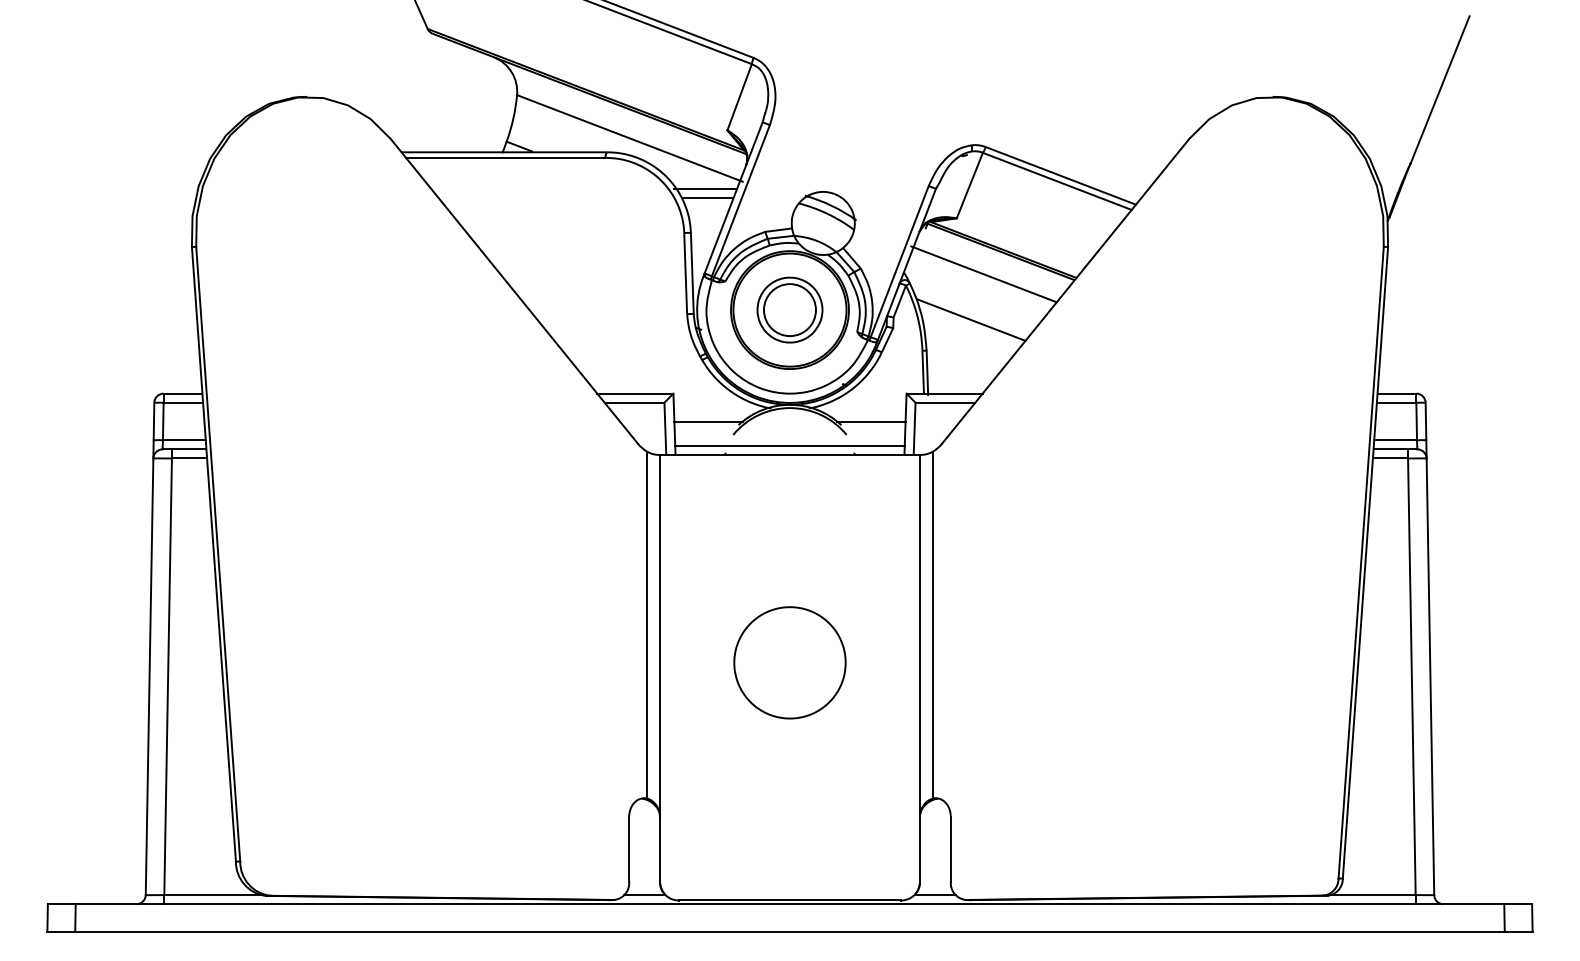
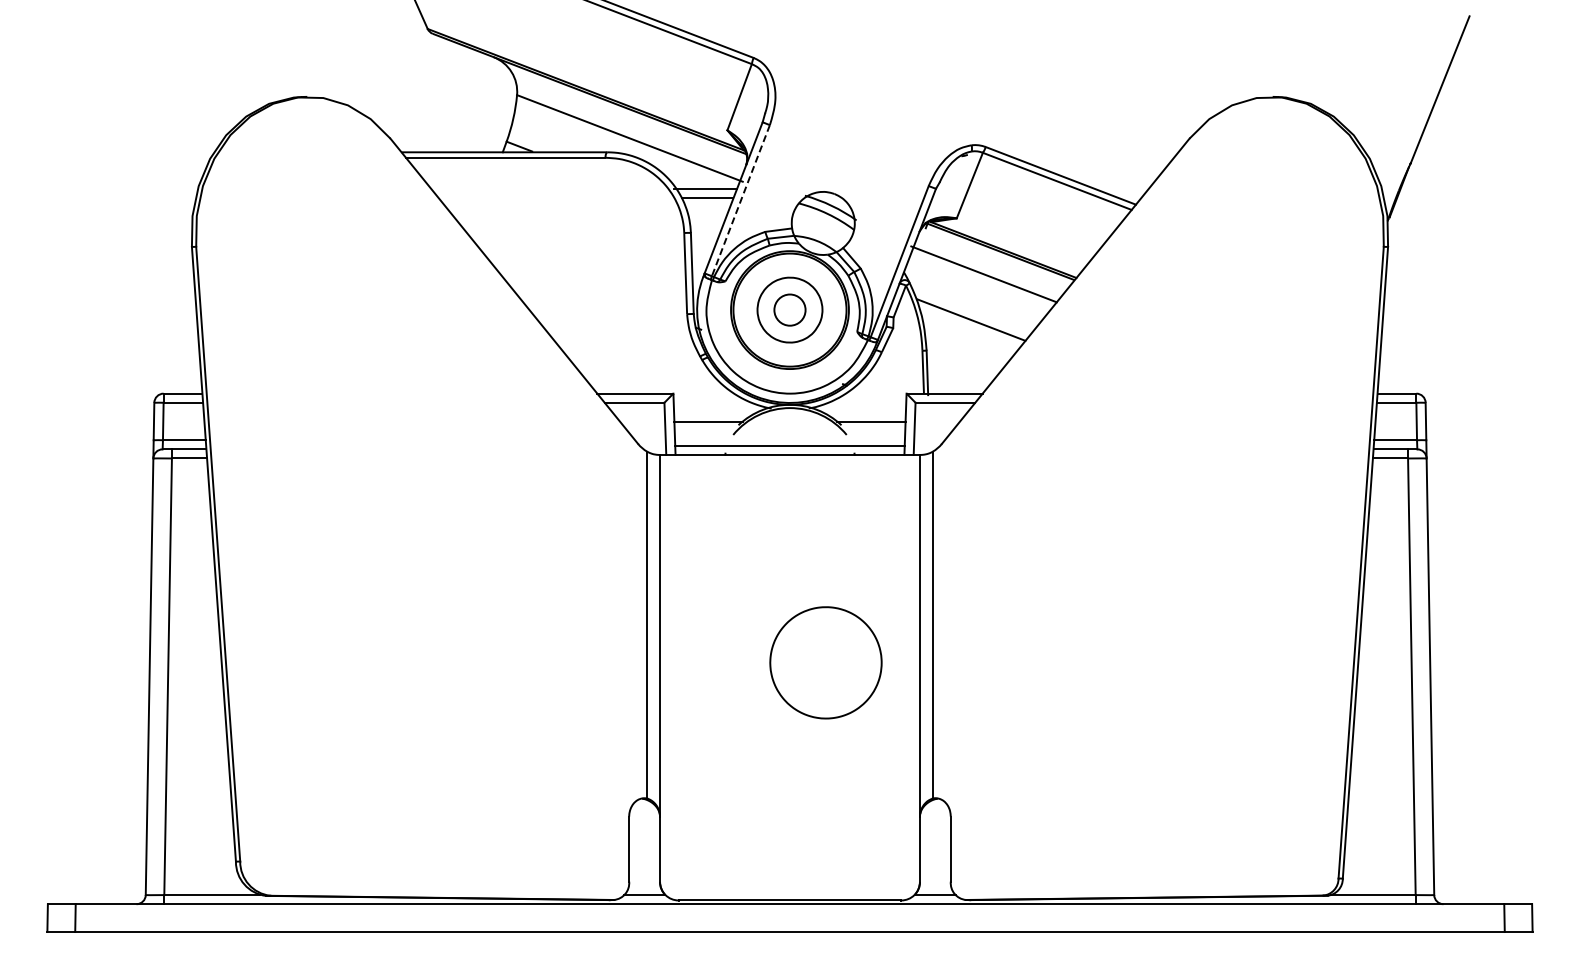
line: solid -> dashed (740, 200)
circle diameter: 52 px -> 31 px (789, 309)
part position: (789, 662) -> (825, 662) (825, 662)
